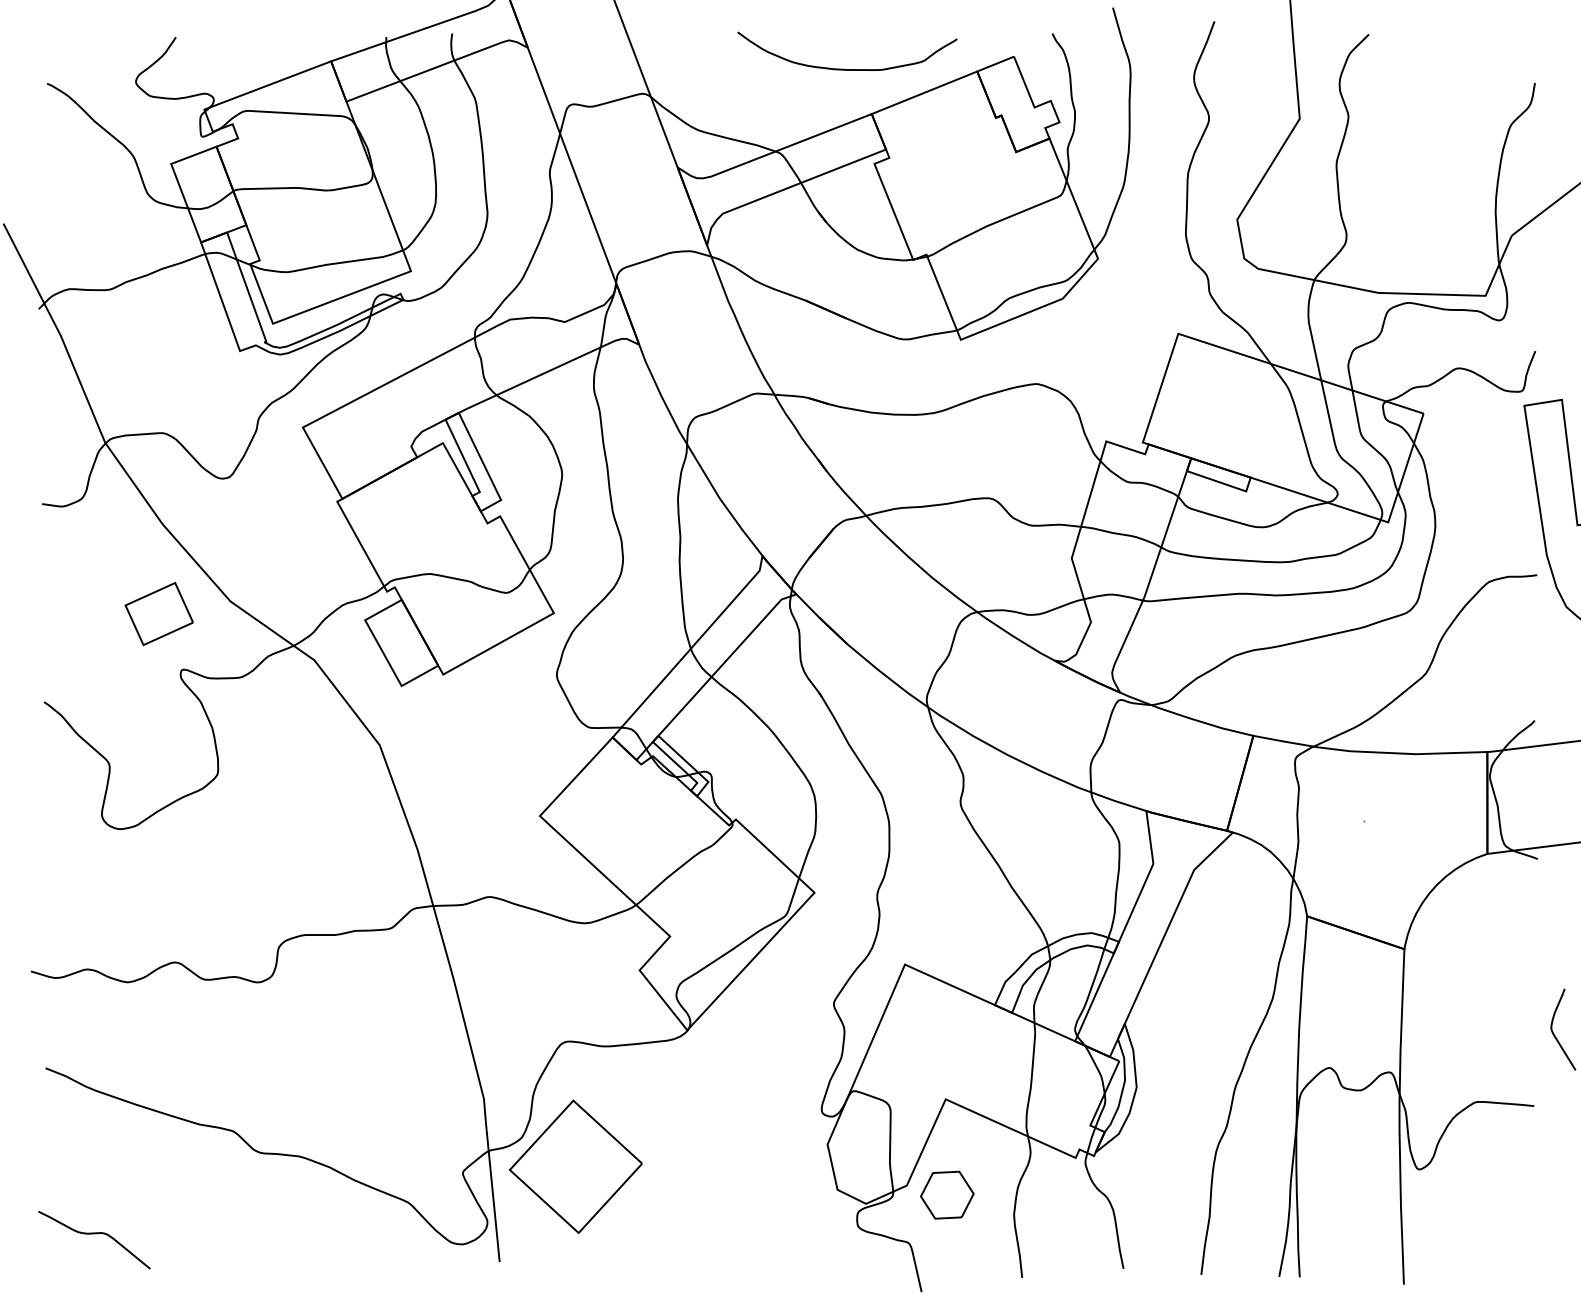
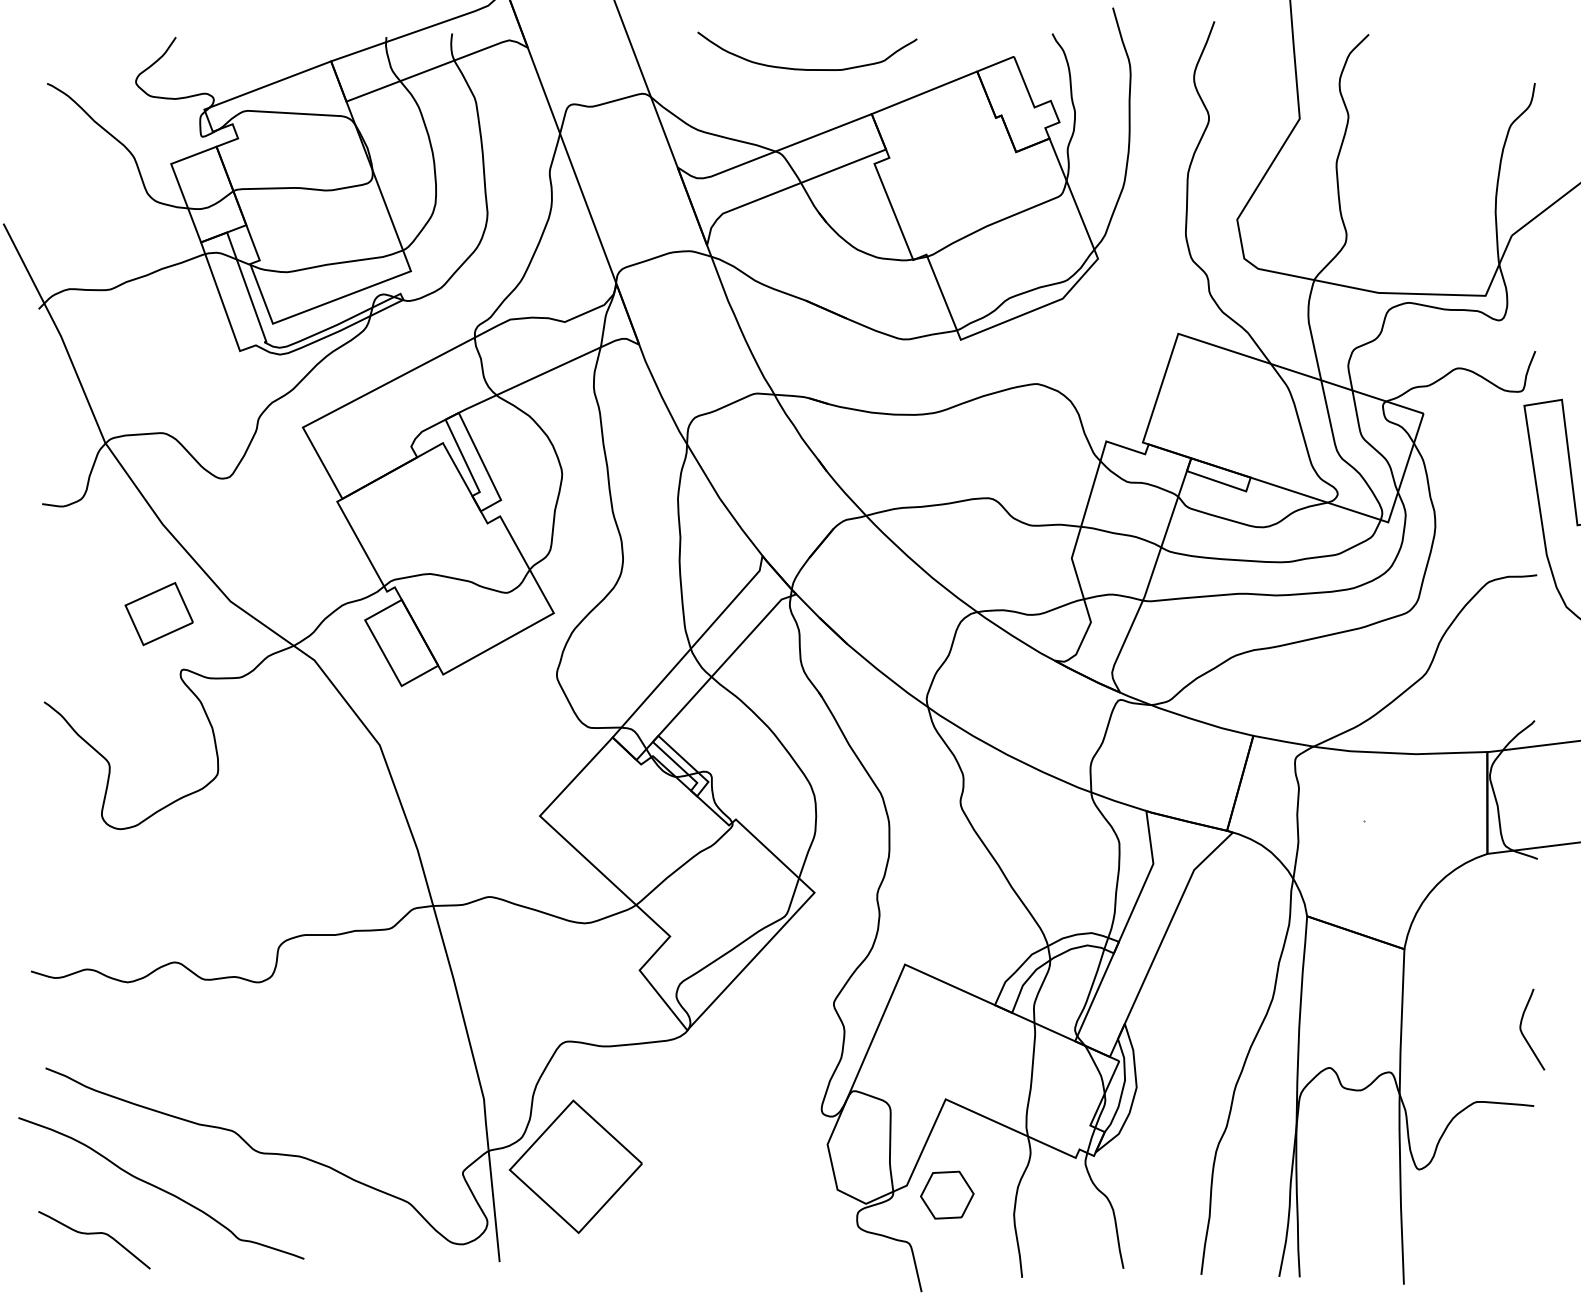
curve position: (844, 68) -> (804, 68) (804, 68)
curve position: (1554, 1033) -> (1523, 1033) (1523, 1033)
curve: none -> present (161, 1188)
